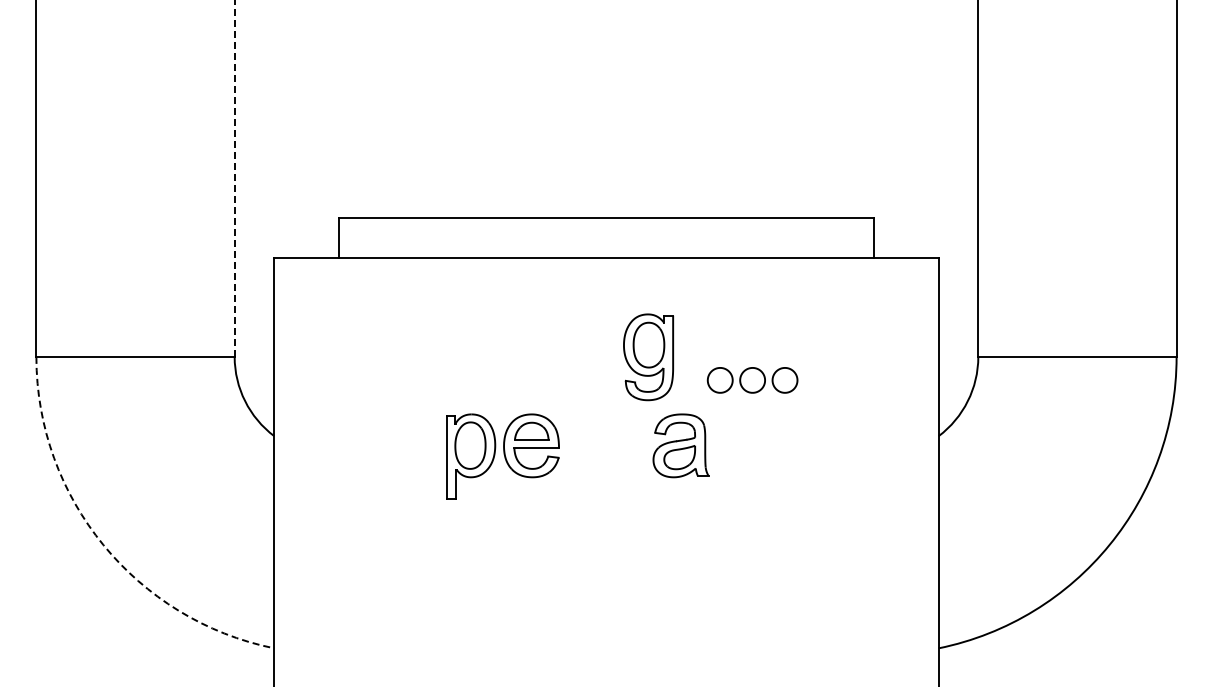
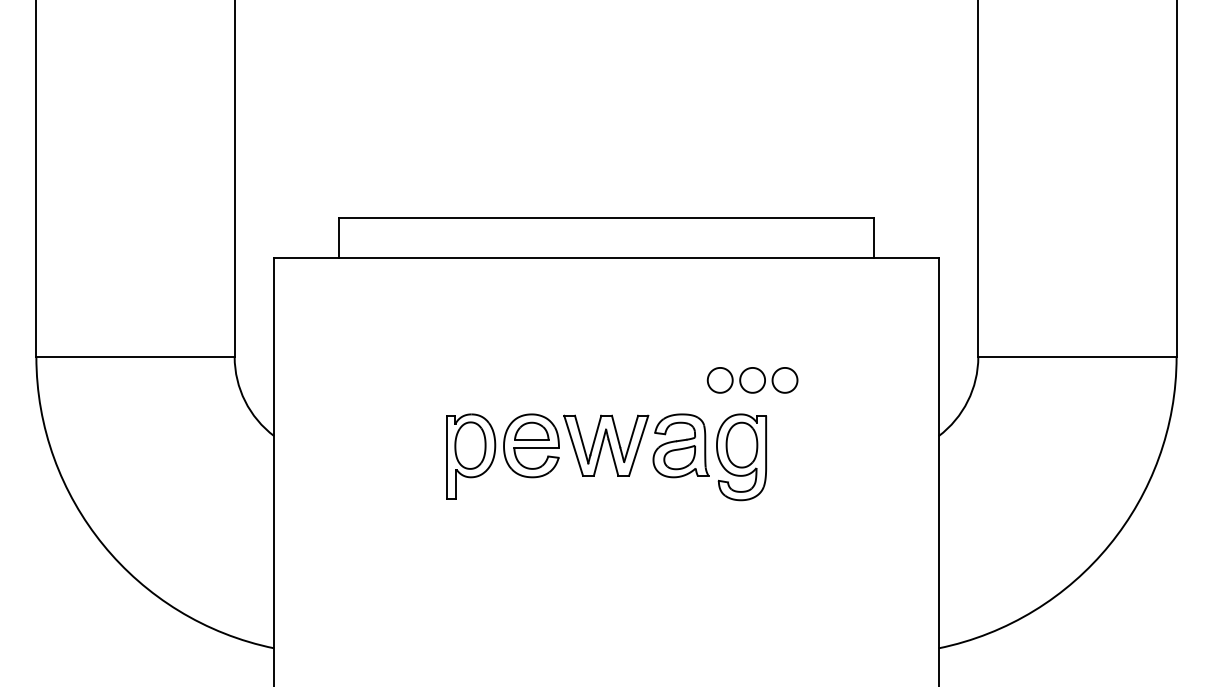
line: dashed -> solid (234, 178)
part position: (648, 357) -> (741, 457) (741, 457)
part: none -> present (606, 445)
arc: dashed -> solid (103, 545)
